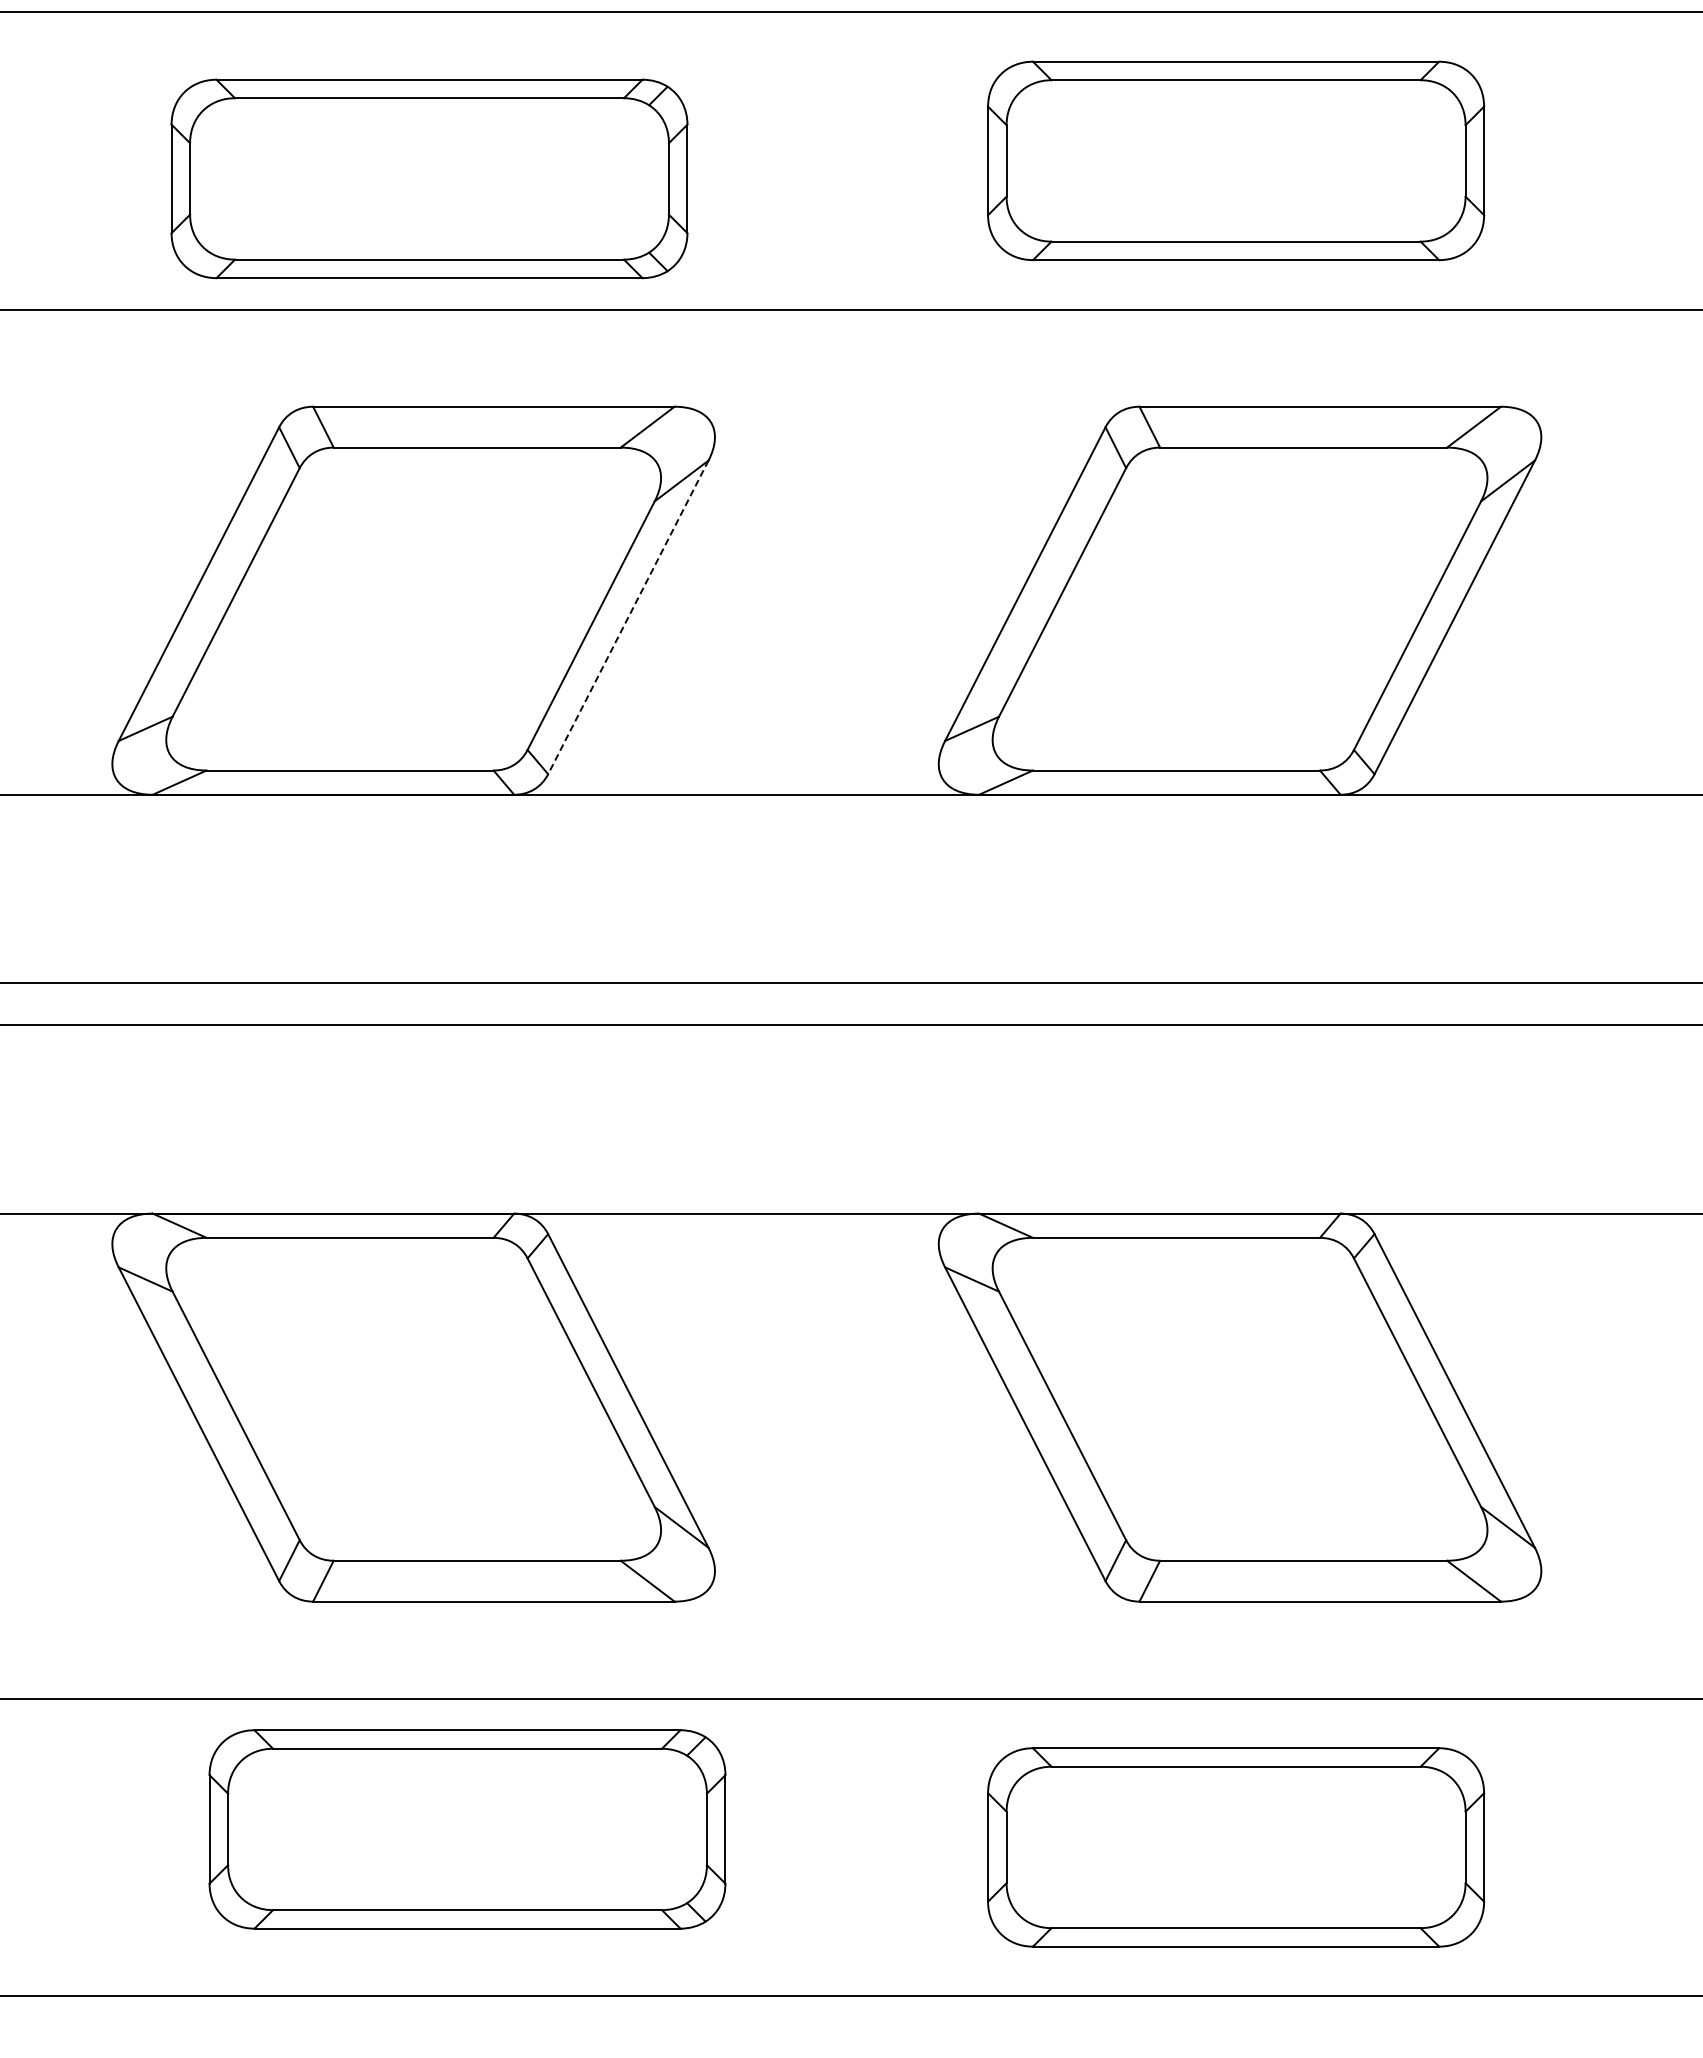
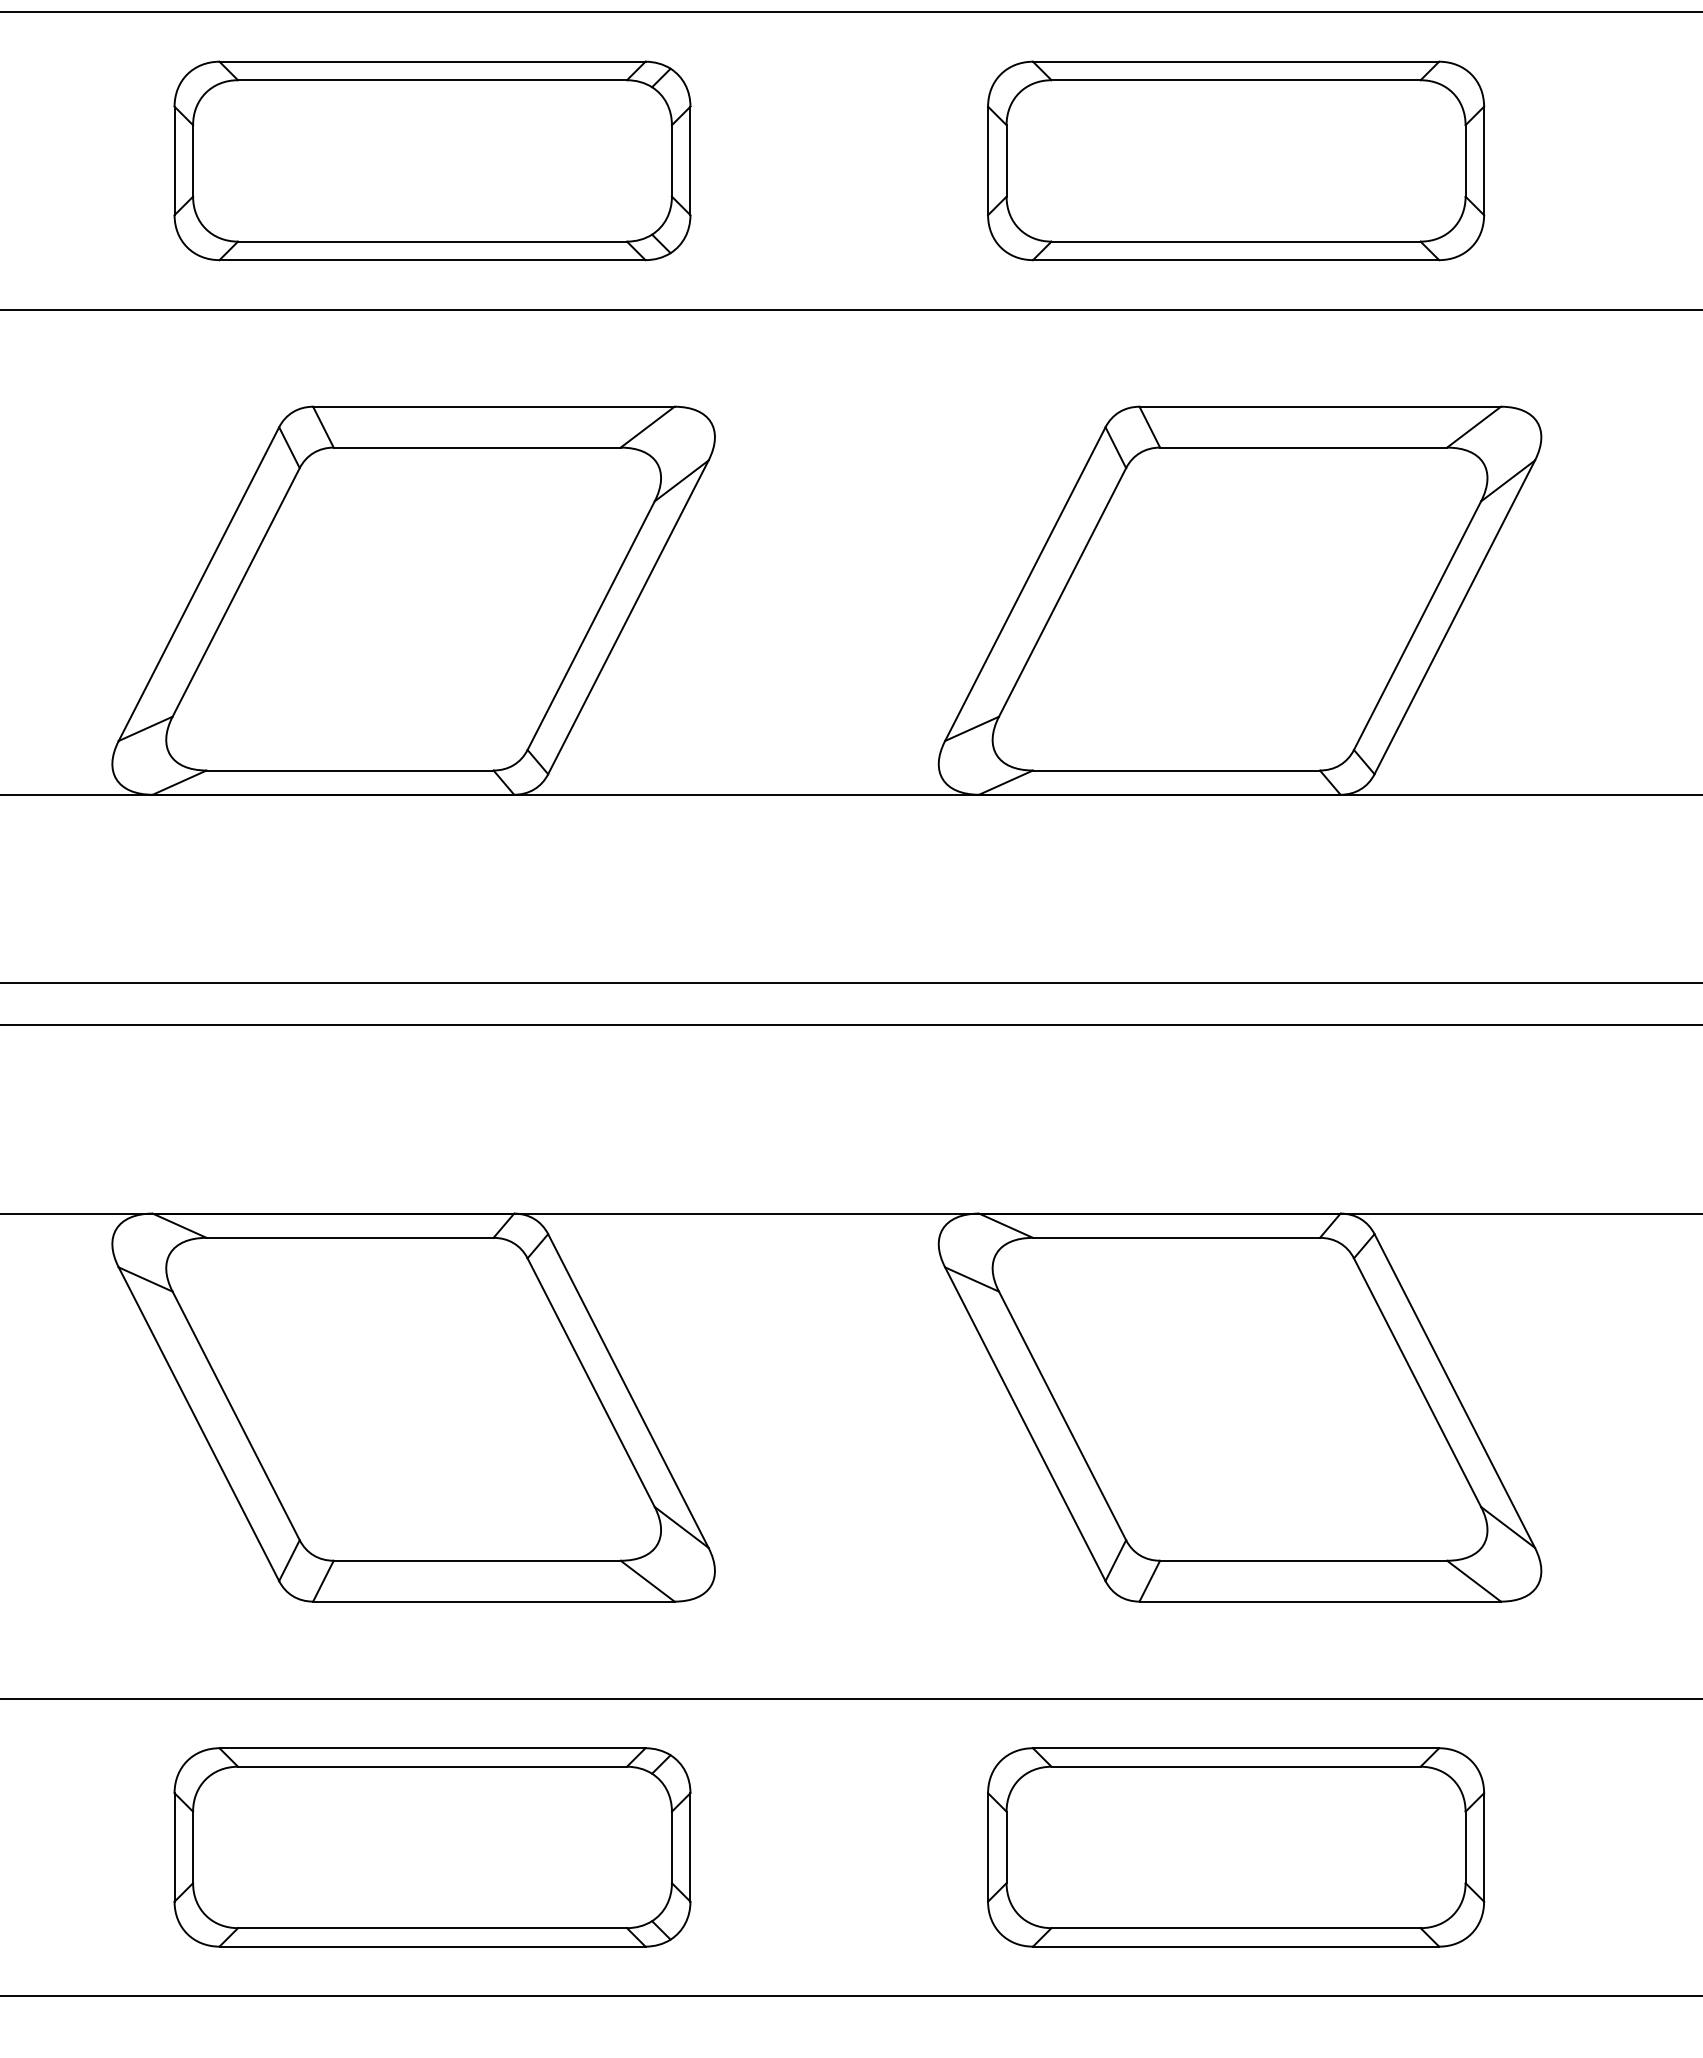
part position: (429, 178) -> (432, 160) (432, 160)
line: dashed -> solid (628, 617)
part position: (467, 1829) -> (432, 1847) (432, 1847)
